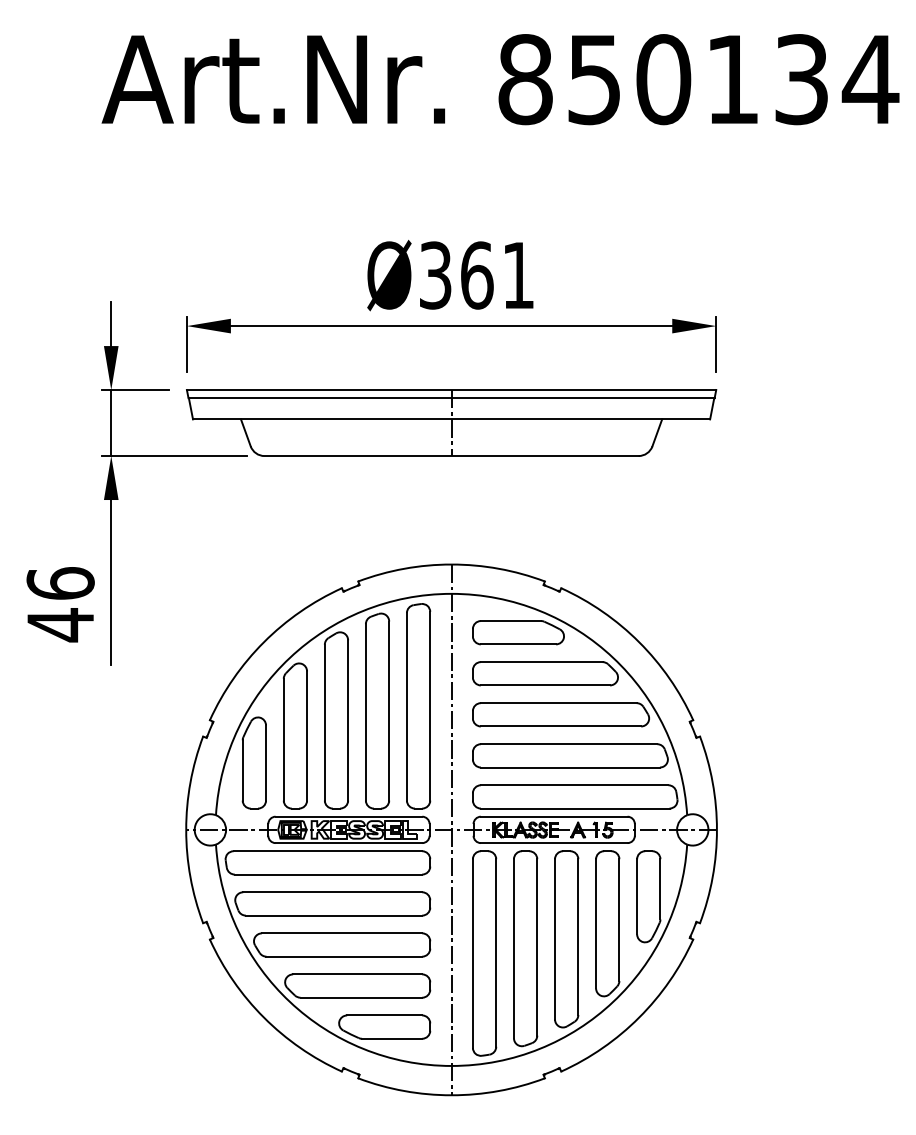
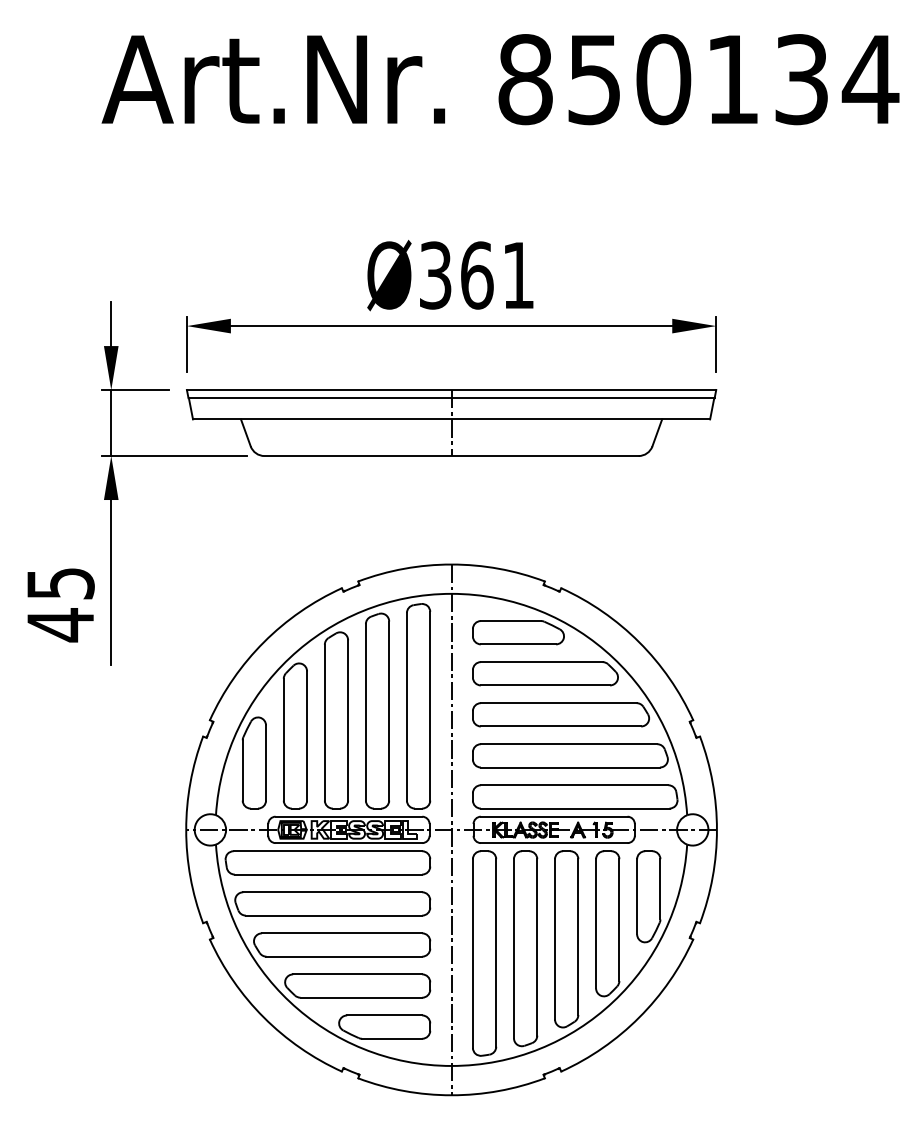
text: 46 -> 45 (60, 583)
